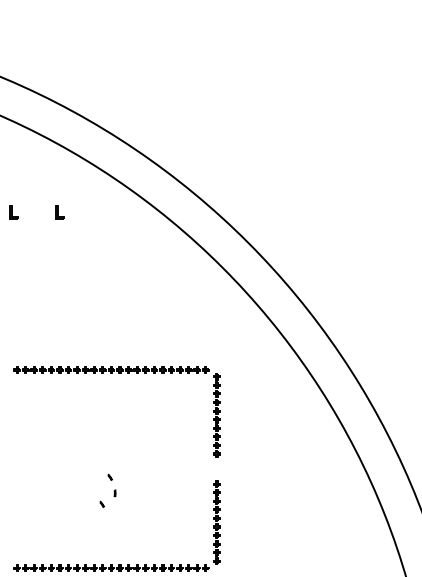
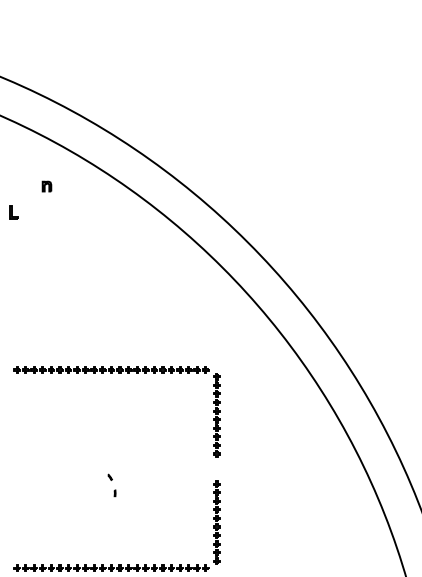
part: none -> present (46, 186)
part: present -> none (59, 212)
part: present -> none (101, 503)
